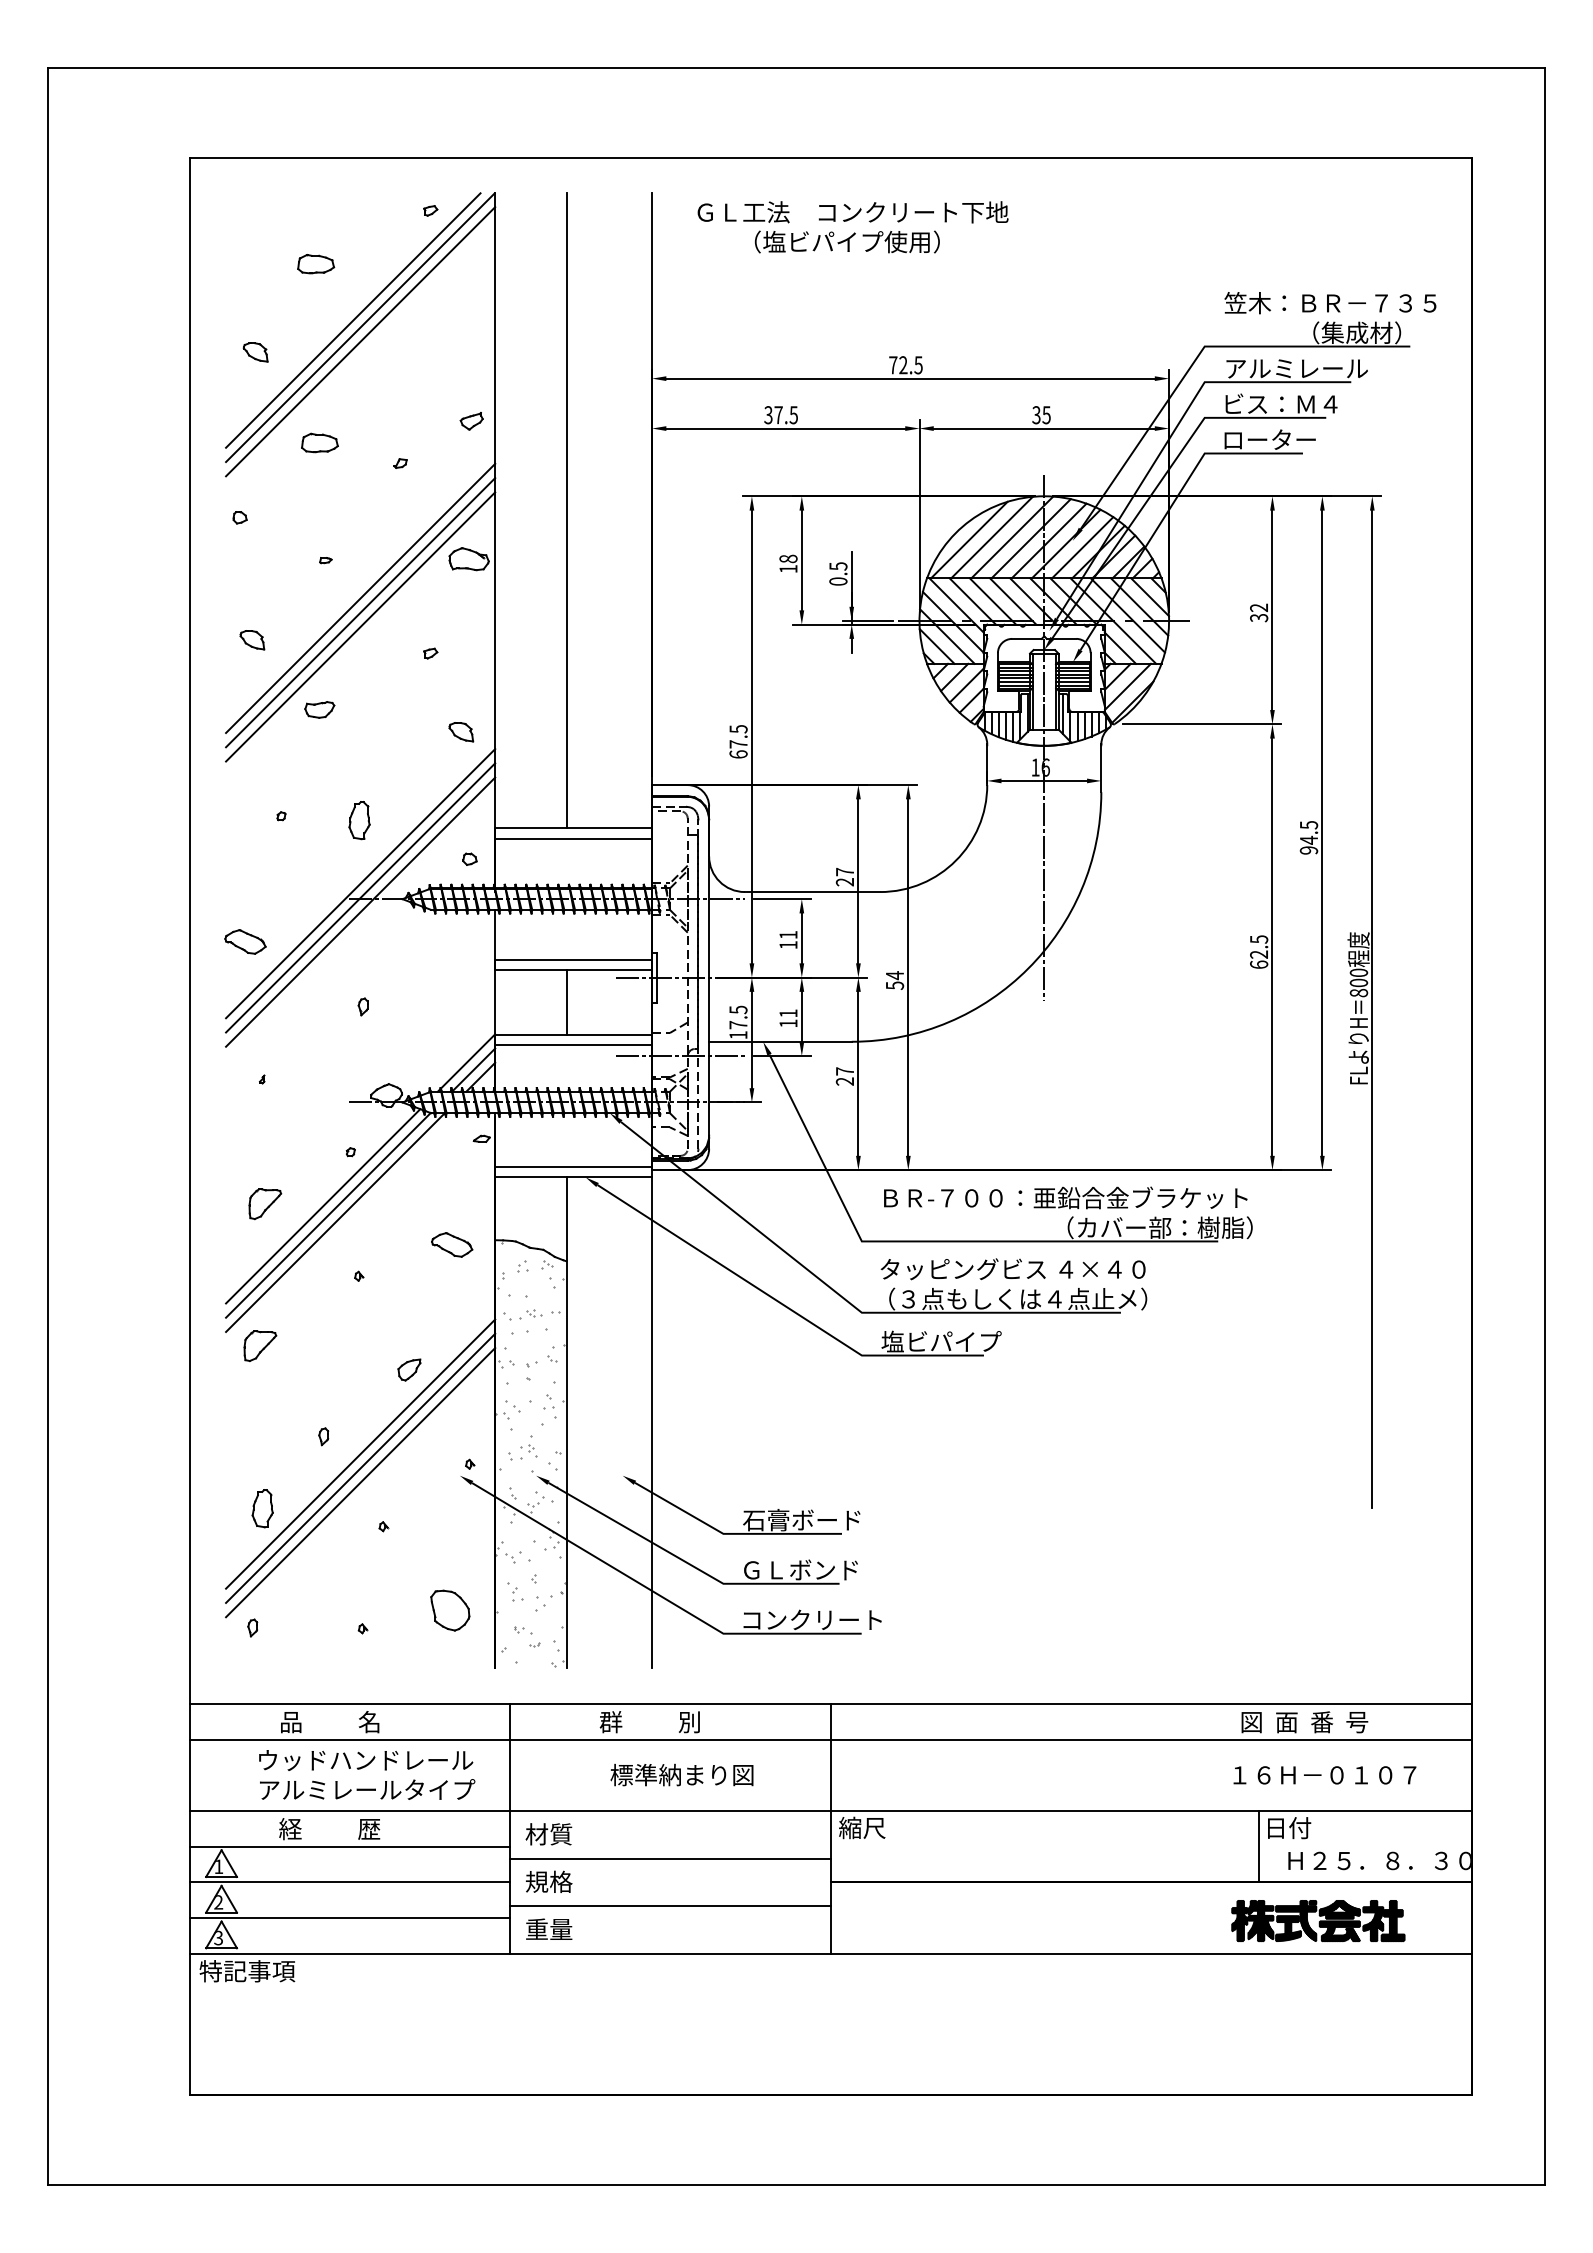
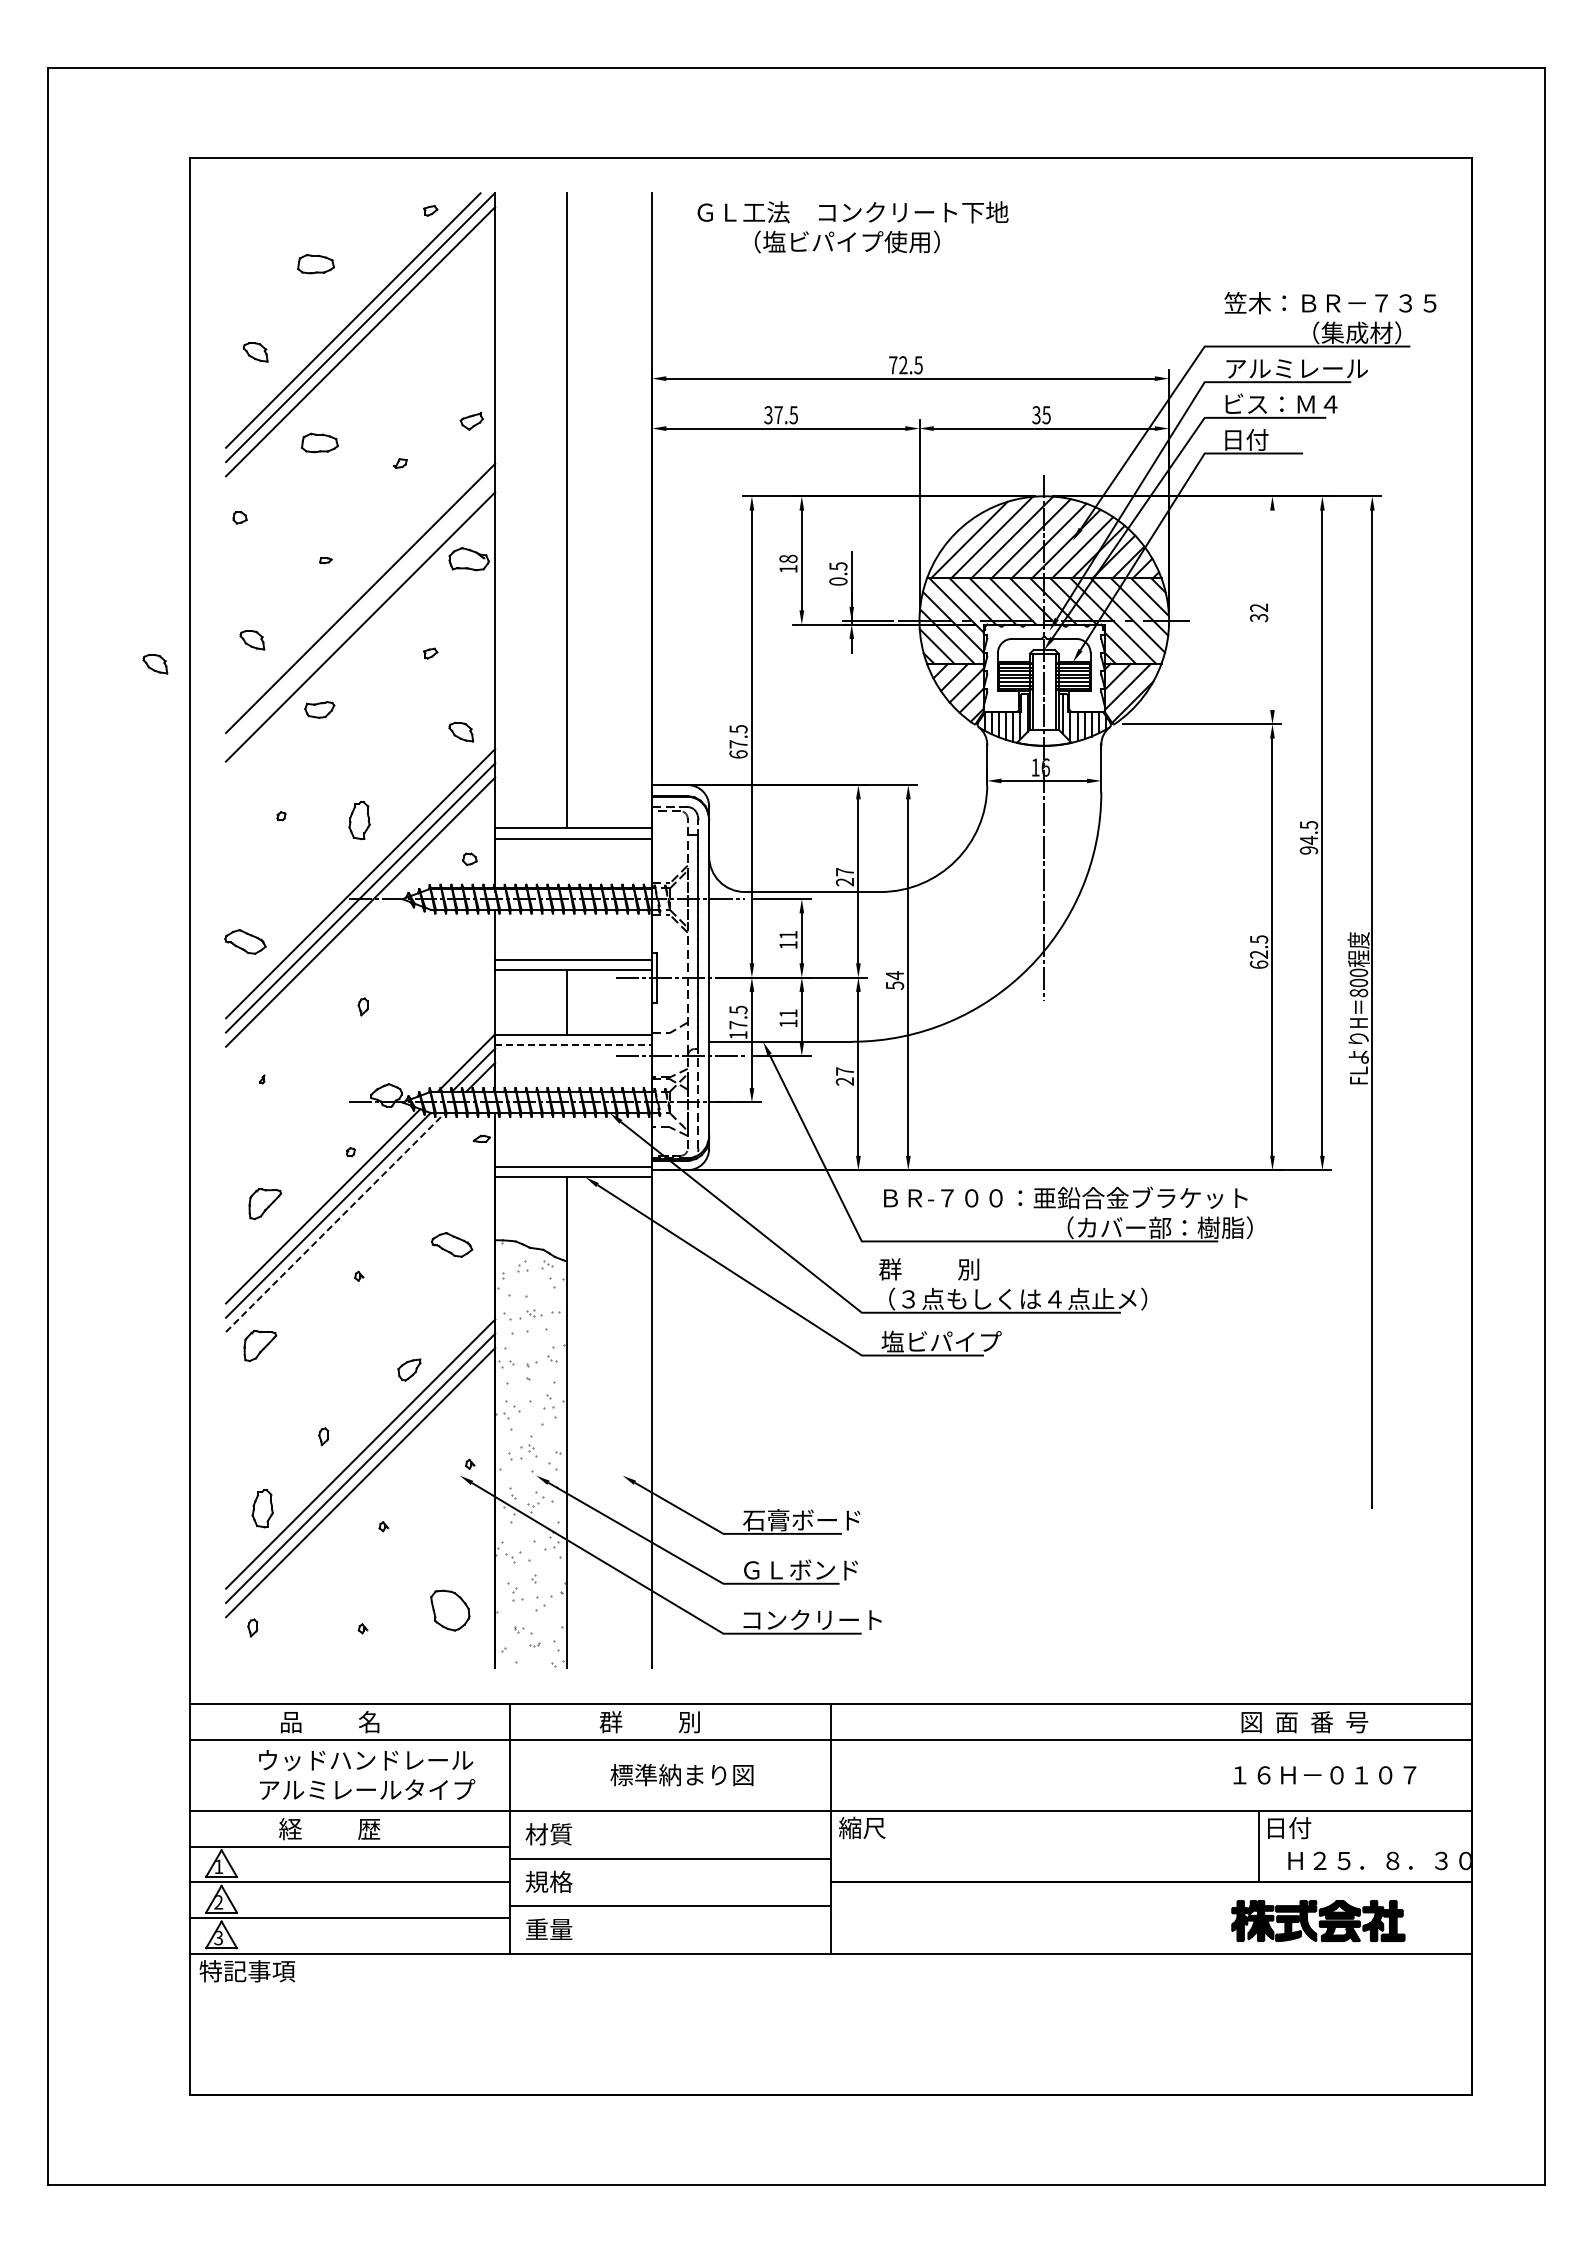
text: ローター -> 日付 (1269, 439)
line: present -> none (1272, 610)
line: present -> none (360, 612)
part: none -> present (155, 664)
line: solid -> dashed (574, 1045)
line: solid -> dashed (335, 1222)
text: タッピングビス ４×４０ -> 群          別 (1012, 1269)
